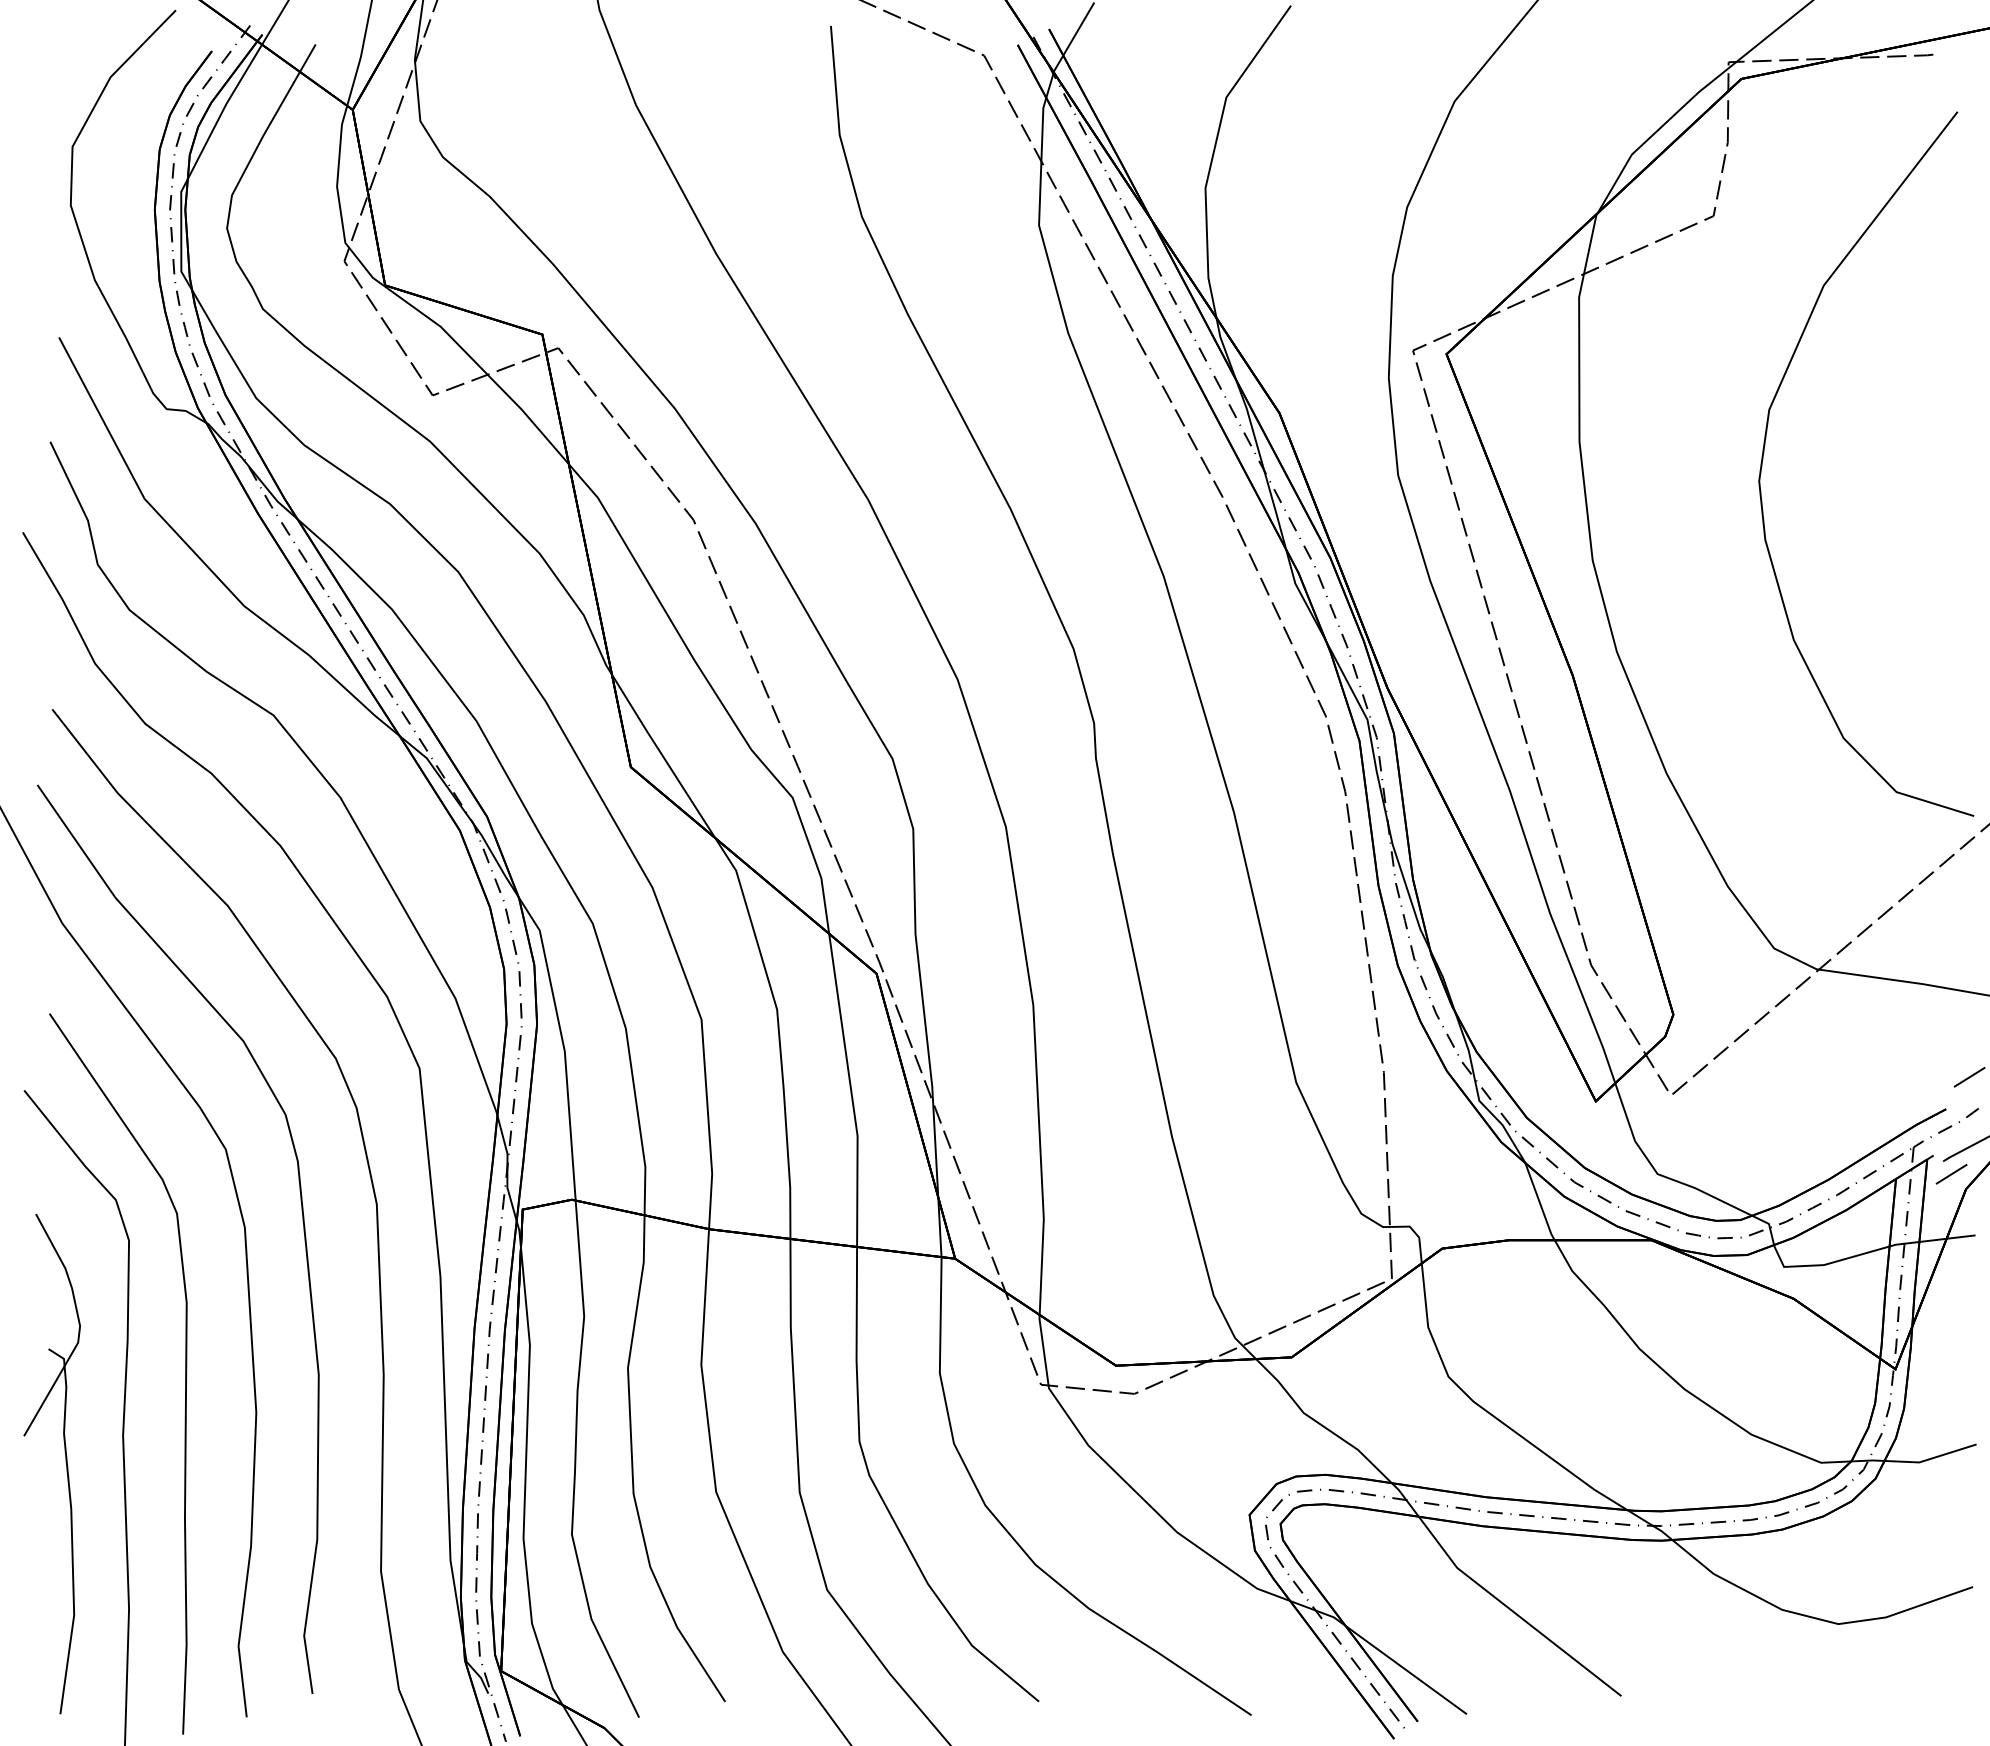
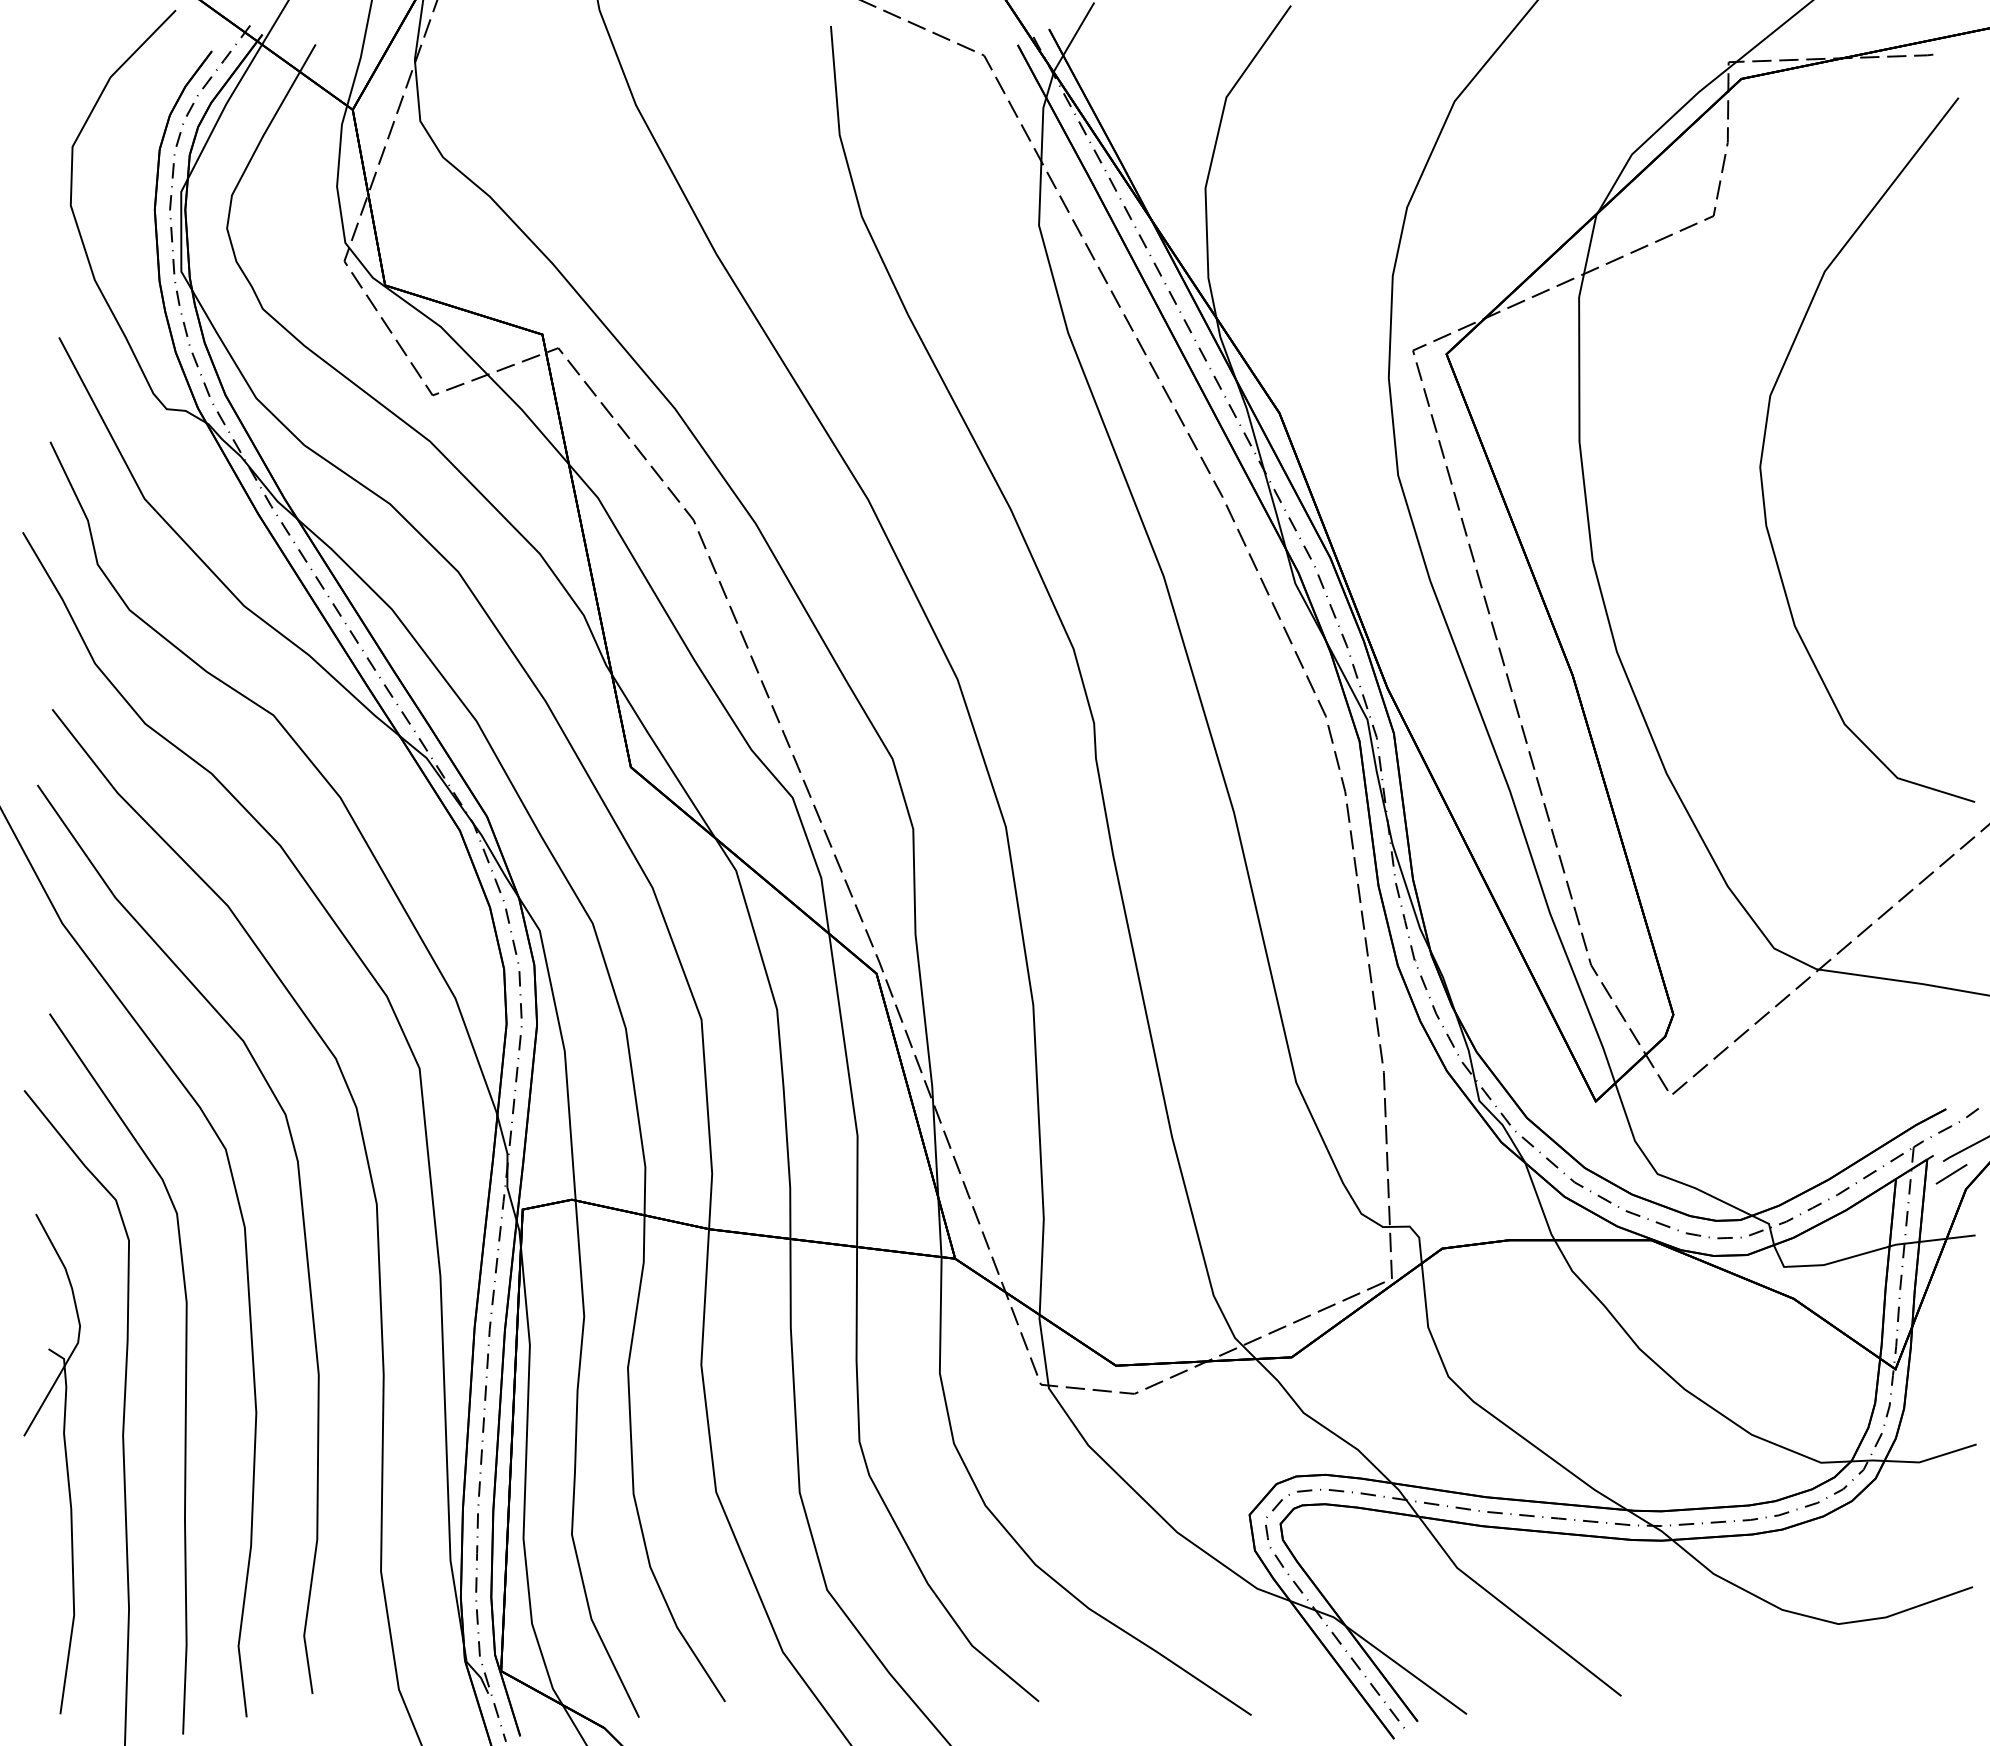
curve position: (1765, 445) -> (1766, 431) (1766, 431)
line: present -> none (1969, 1077)
